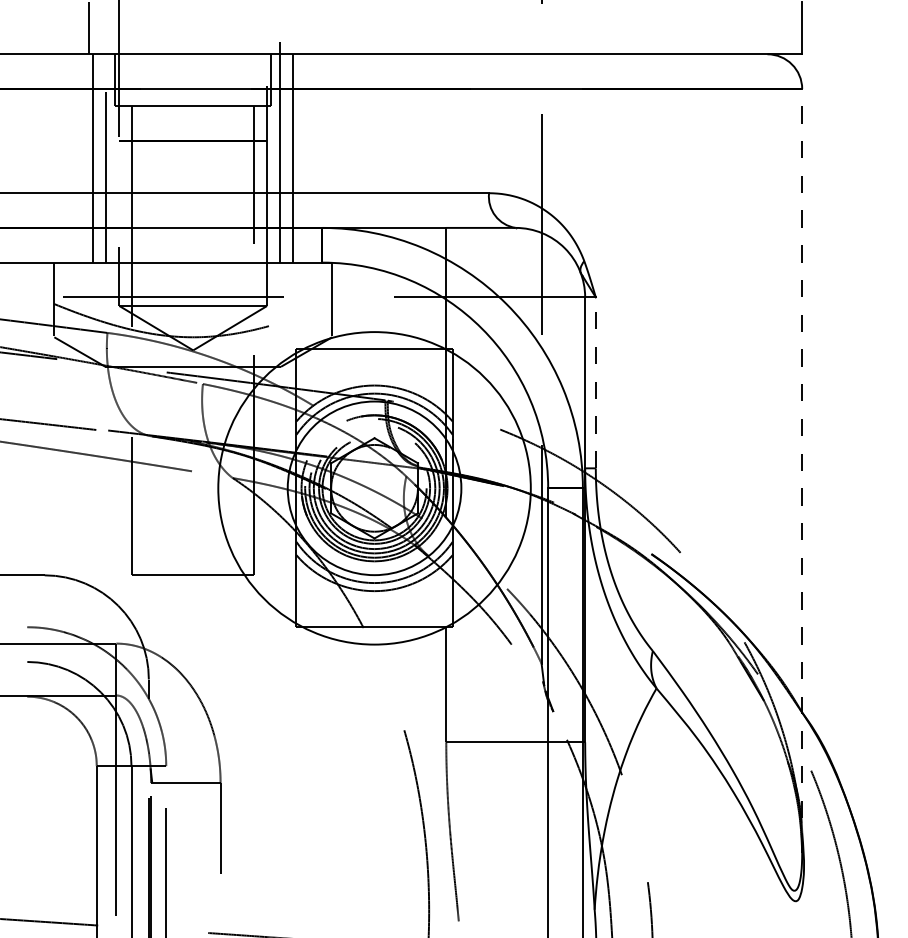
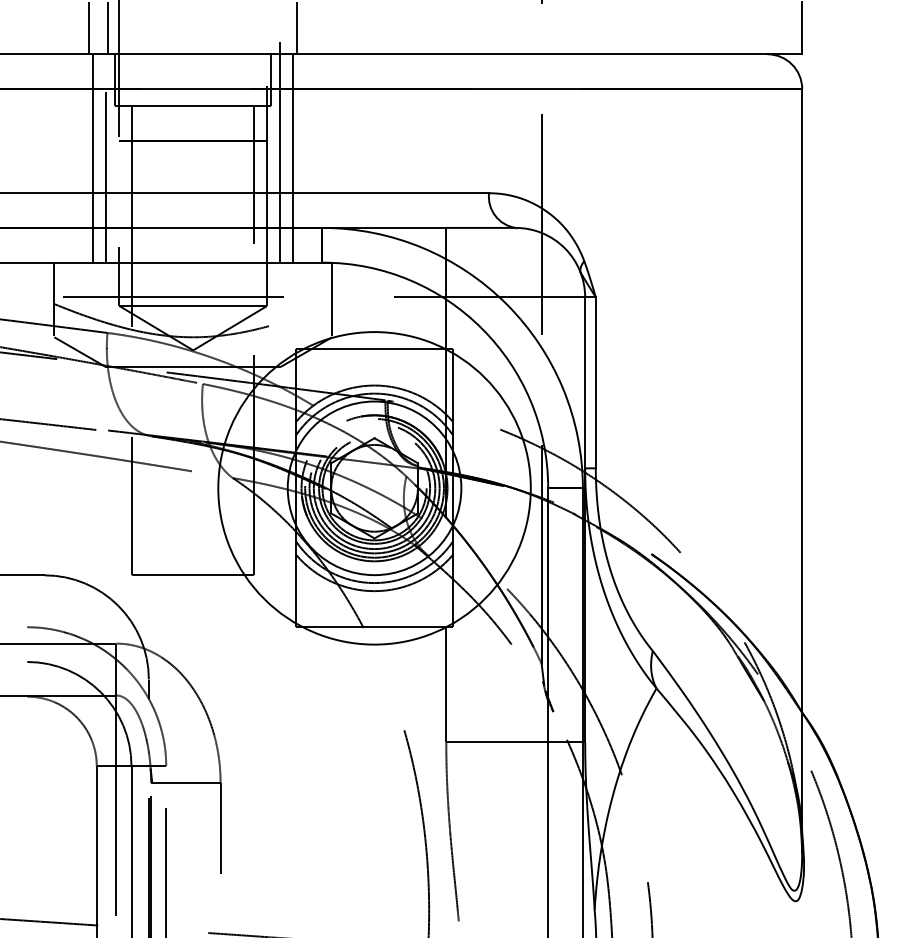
line: none -> present (107, 28)
line: none -> present (297, 28)
line: dashed -> solid (595, 382)
line: dashed -> solid (802, 470)
